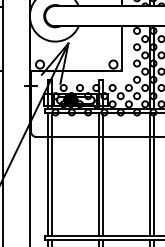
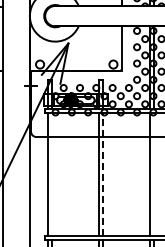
line: present -> none (52, 174)
line: solid -> dashed (103, 174)
line: present -> none (154, 174)
